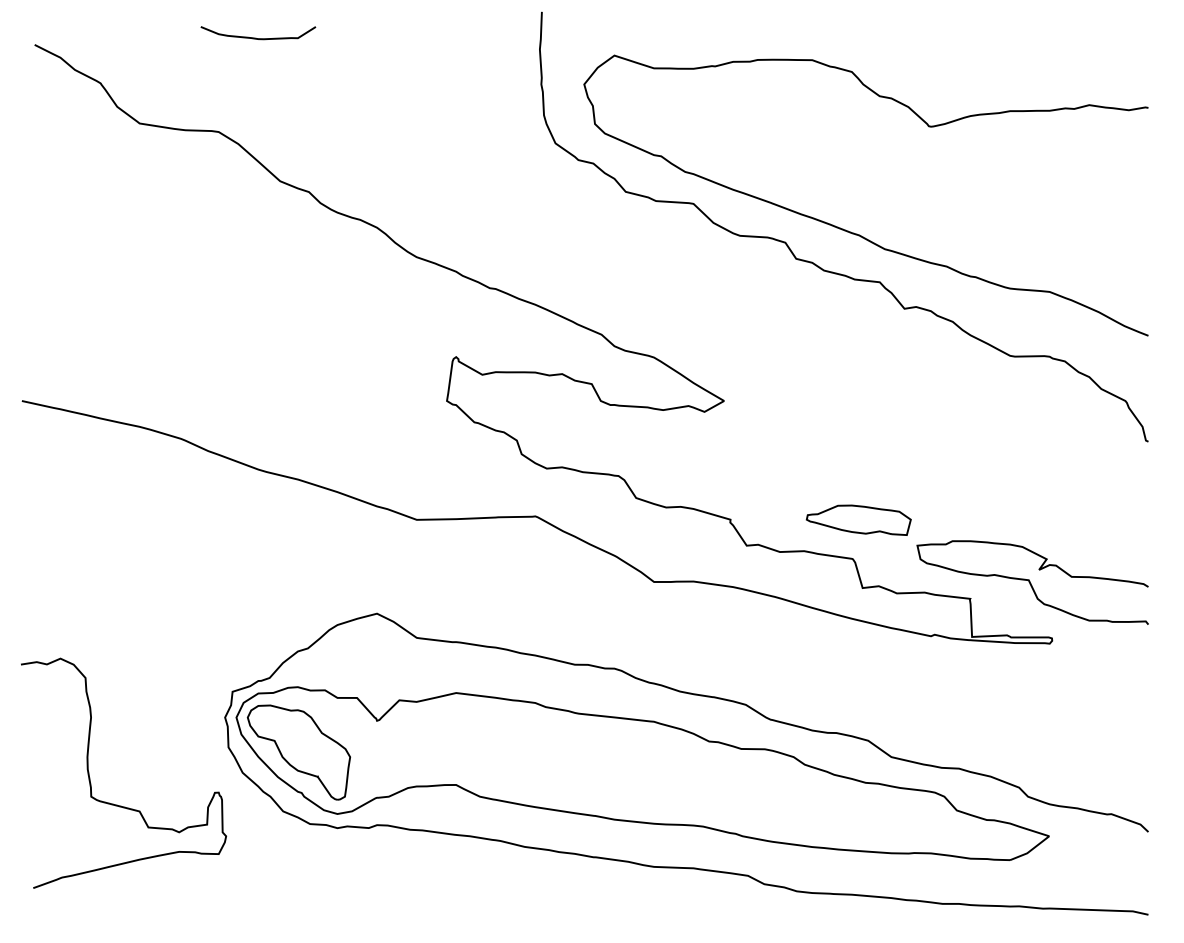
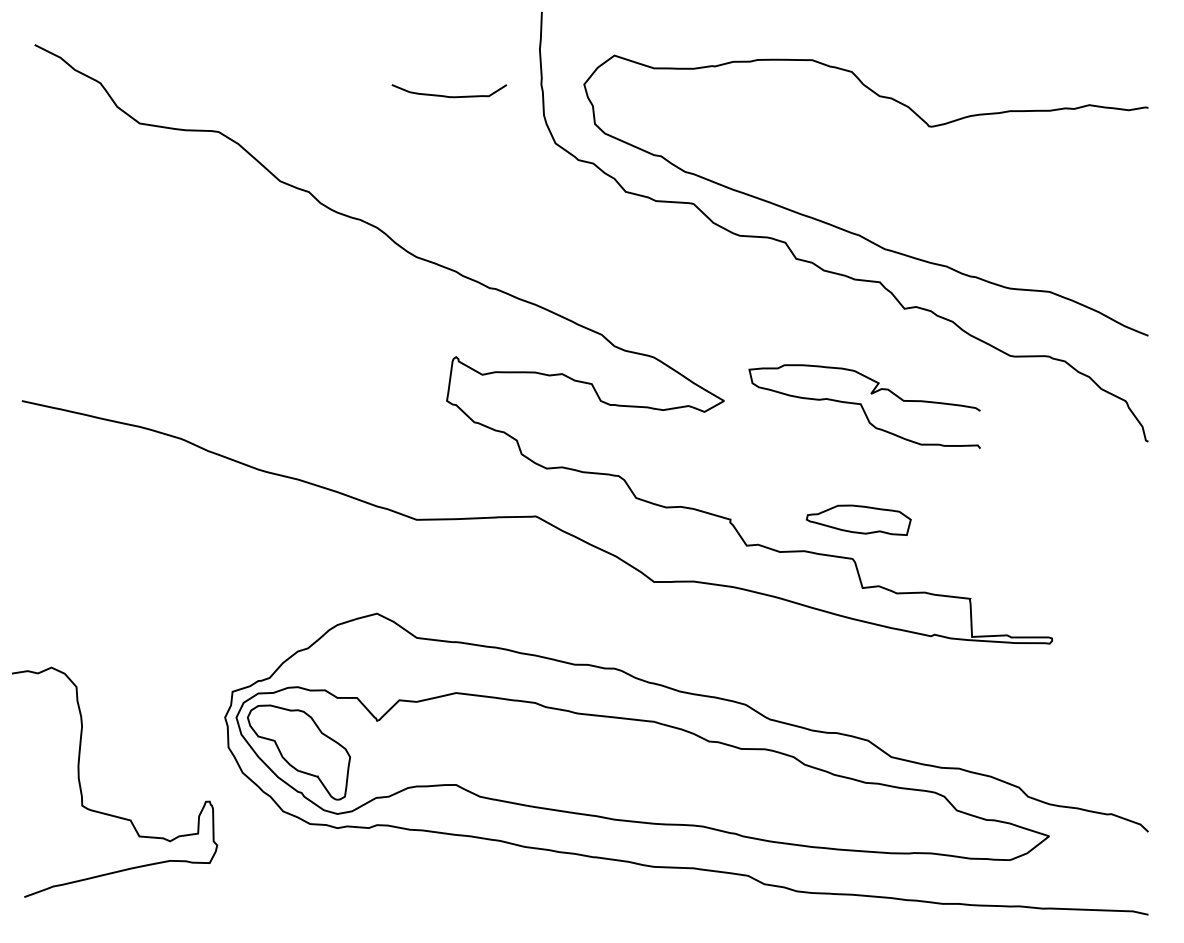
curve position: (256, 37) -> (447, 95) (447, 95)
curve position: (1031, 583) -> (863, 407) (863, 407)
curve position: (117, 804) -> (108, 813) (108, 813)
